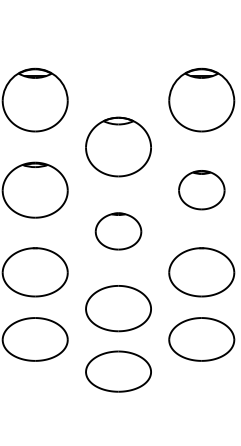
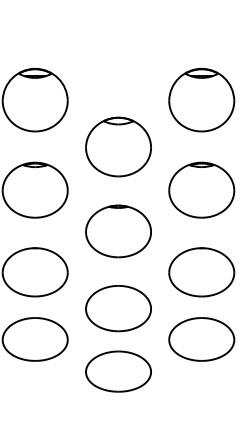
part size: 48x41 px -> 68x58 px (201, 189)
part size: 49x39 px -> 67x55 px (118, 231)
